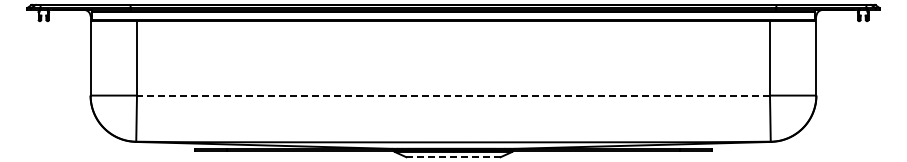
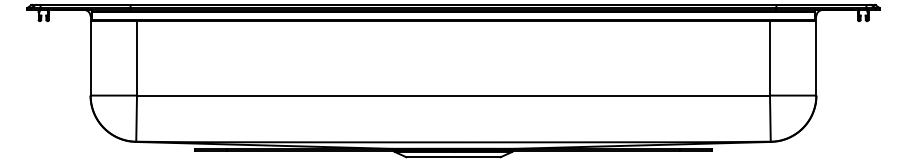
line: dashed -> solid (452, 95)
line: dashed -> solid (454, 157)
